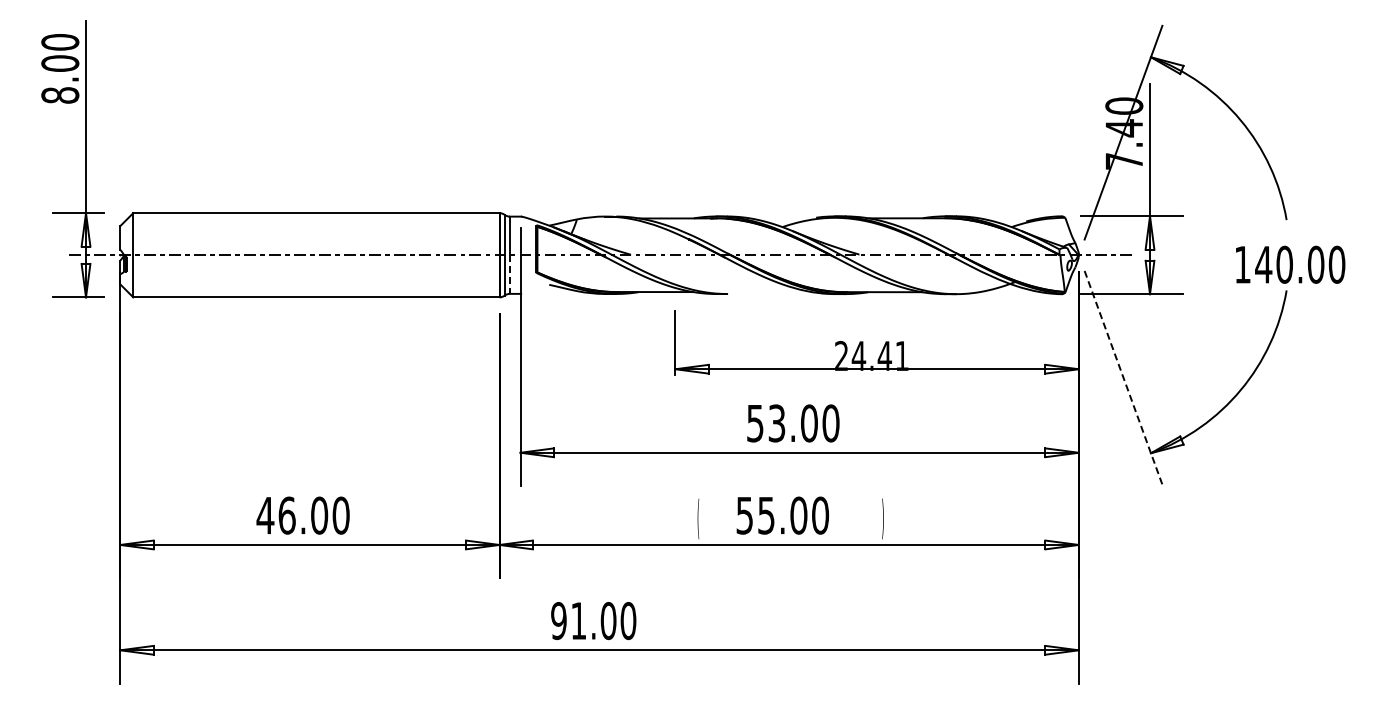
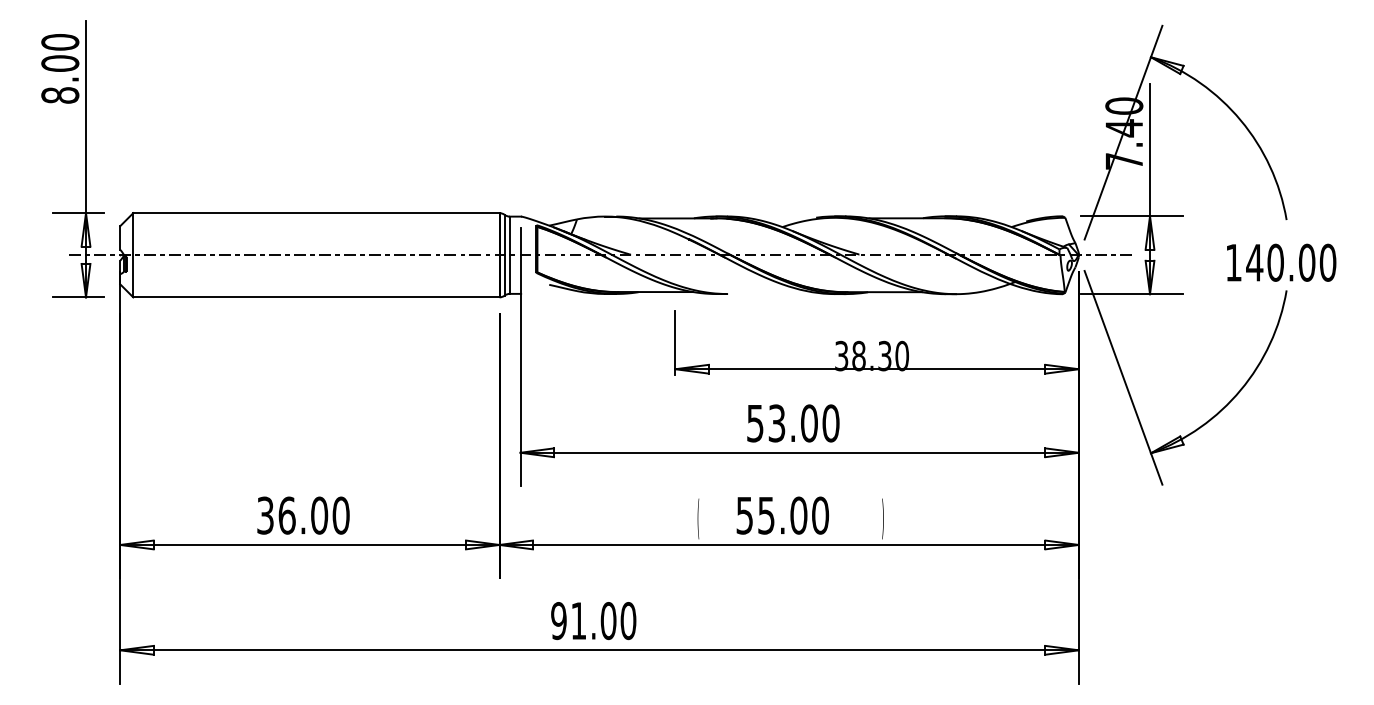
text position: (1290, 264) -> (1281, 262) (1281, 262)
line: dashed -> solid (509, 275)
text: 24.41 -> 38.30 (871, 355)
line: dashed -> solid (1123, 377)
text: 46.00 -> 36.00 (265, 515)
